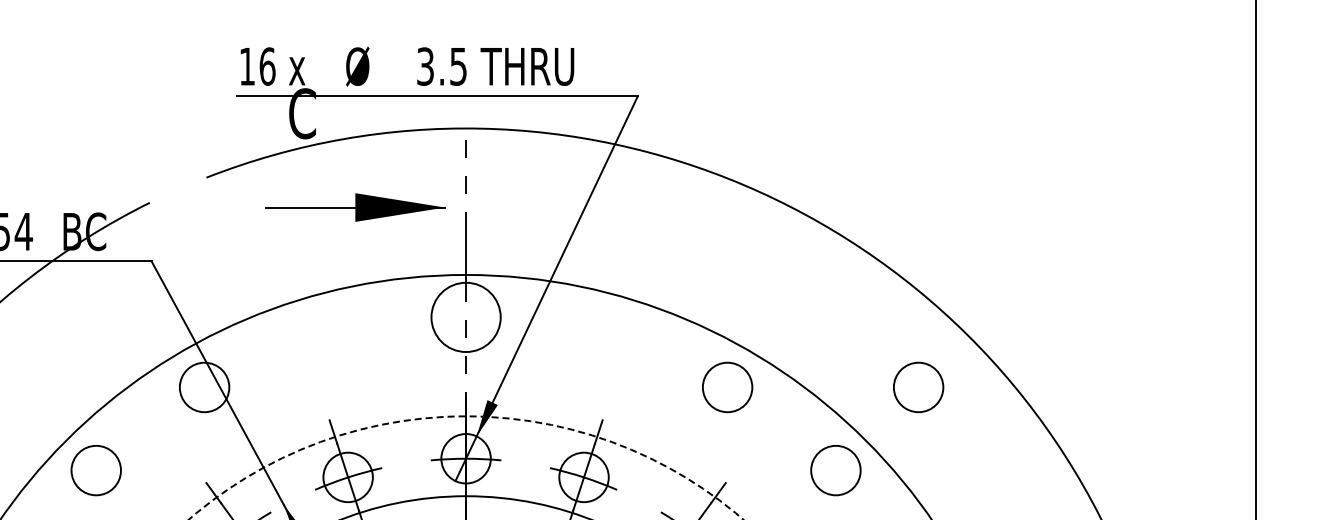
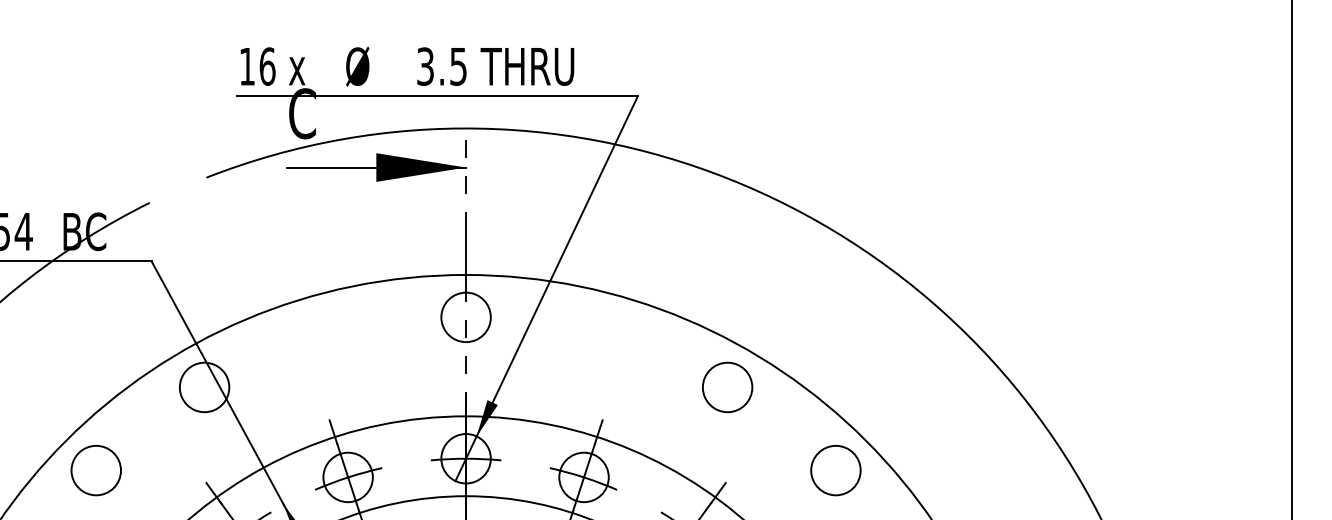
part position: (355, 207) -> (376, 167) (376, 167)
line position: (1256, 259) -> (1292, 259) (1292, 259)
circle diameter: 69 px -> 49 px (465, 317)
circle: present -> none (918, 387)
circle: dashed -> solid (466, 467)
